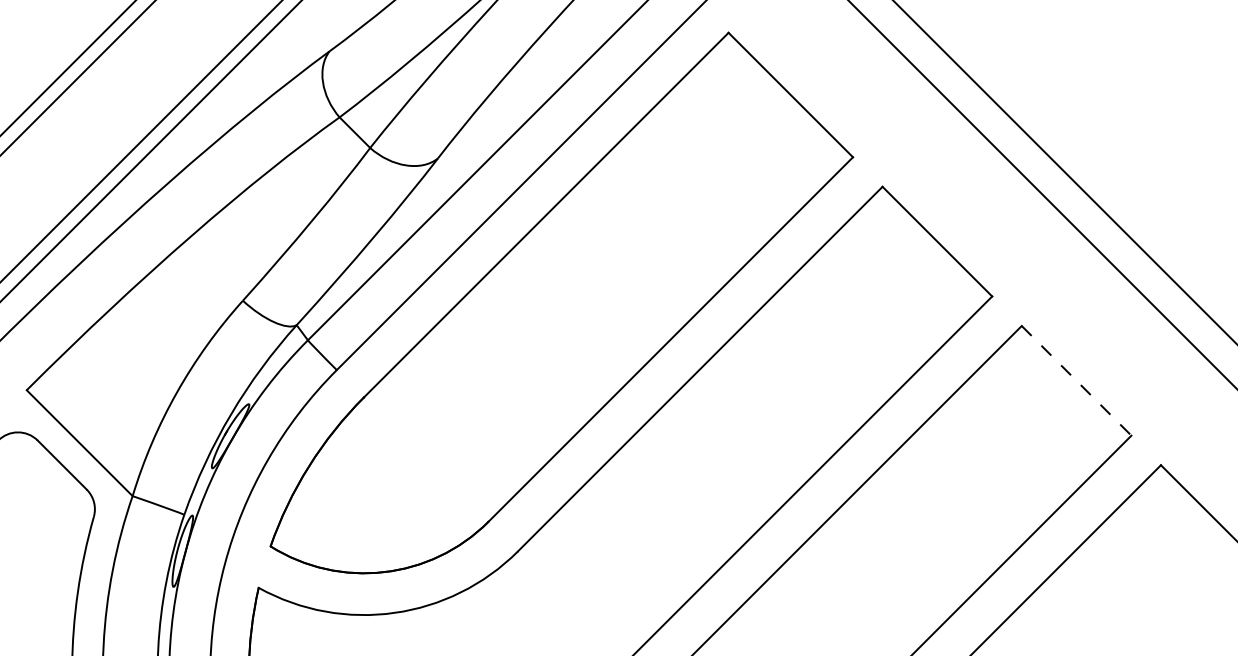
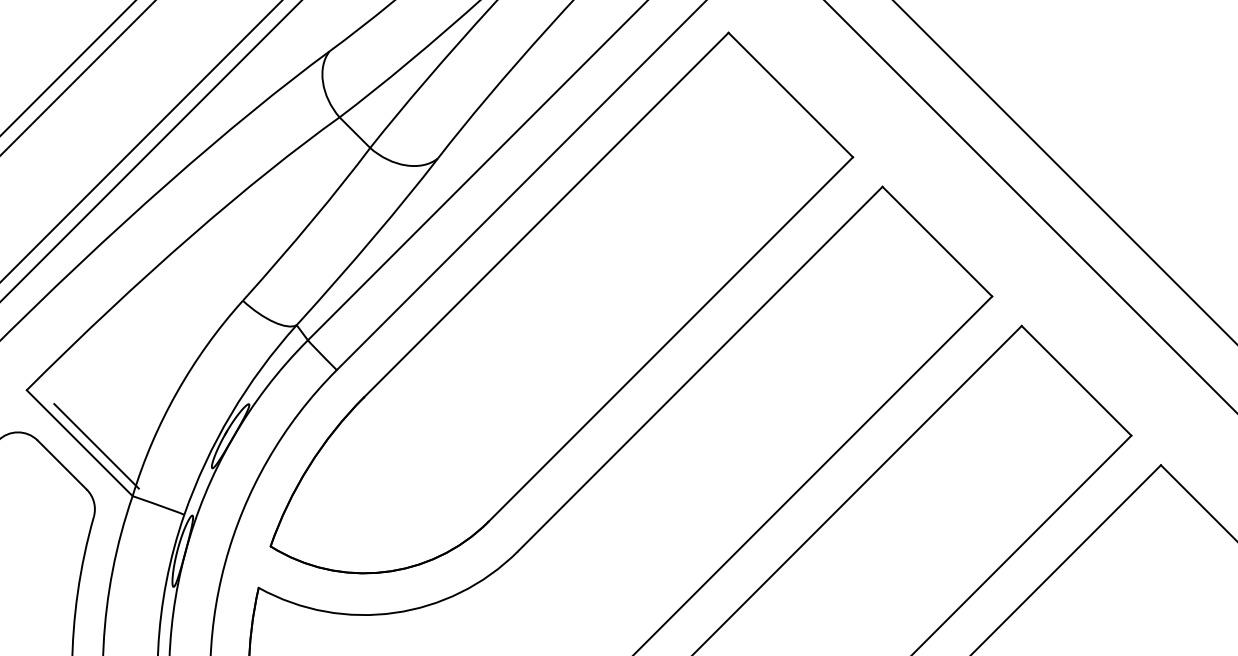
line position: (1042, 194) -> (1030, 206) (1030, 206)
line: dashed -> solid (1076, 380)
line: none -> present (96, 446)
